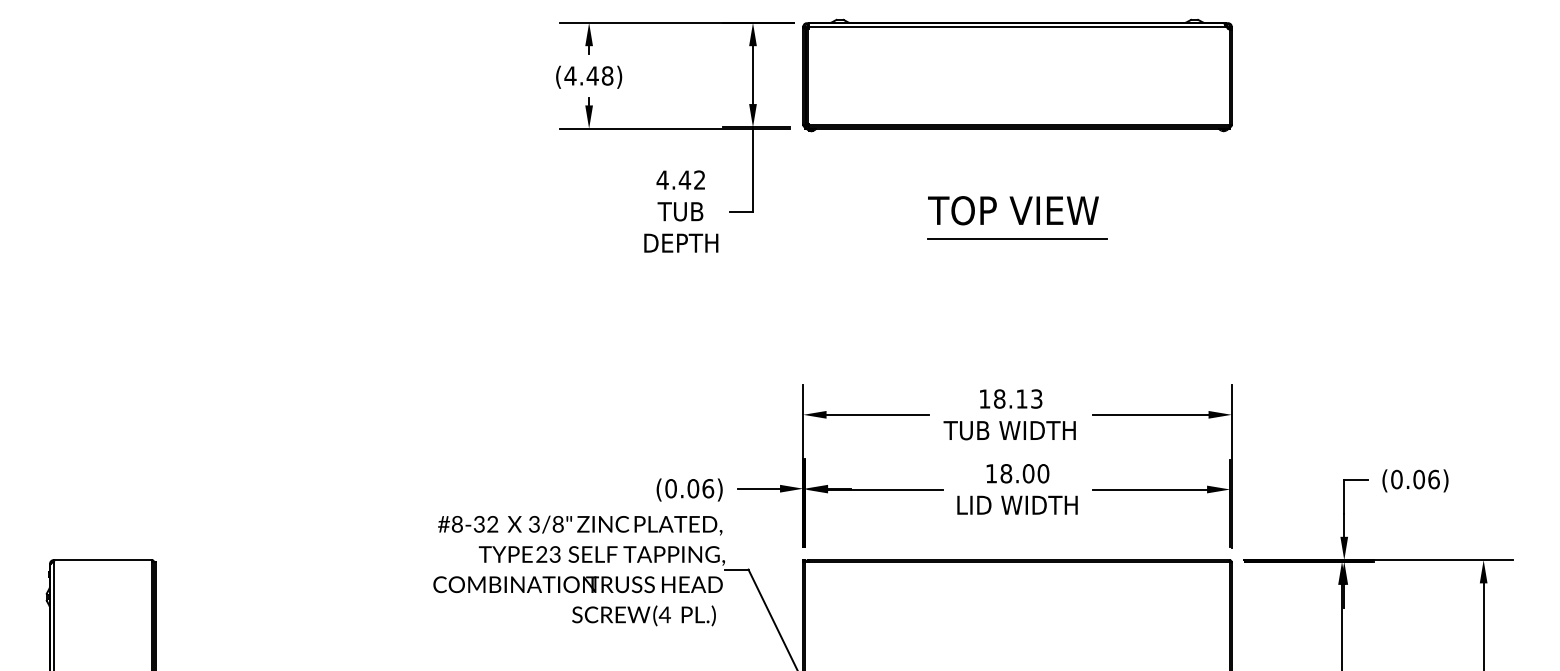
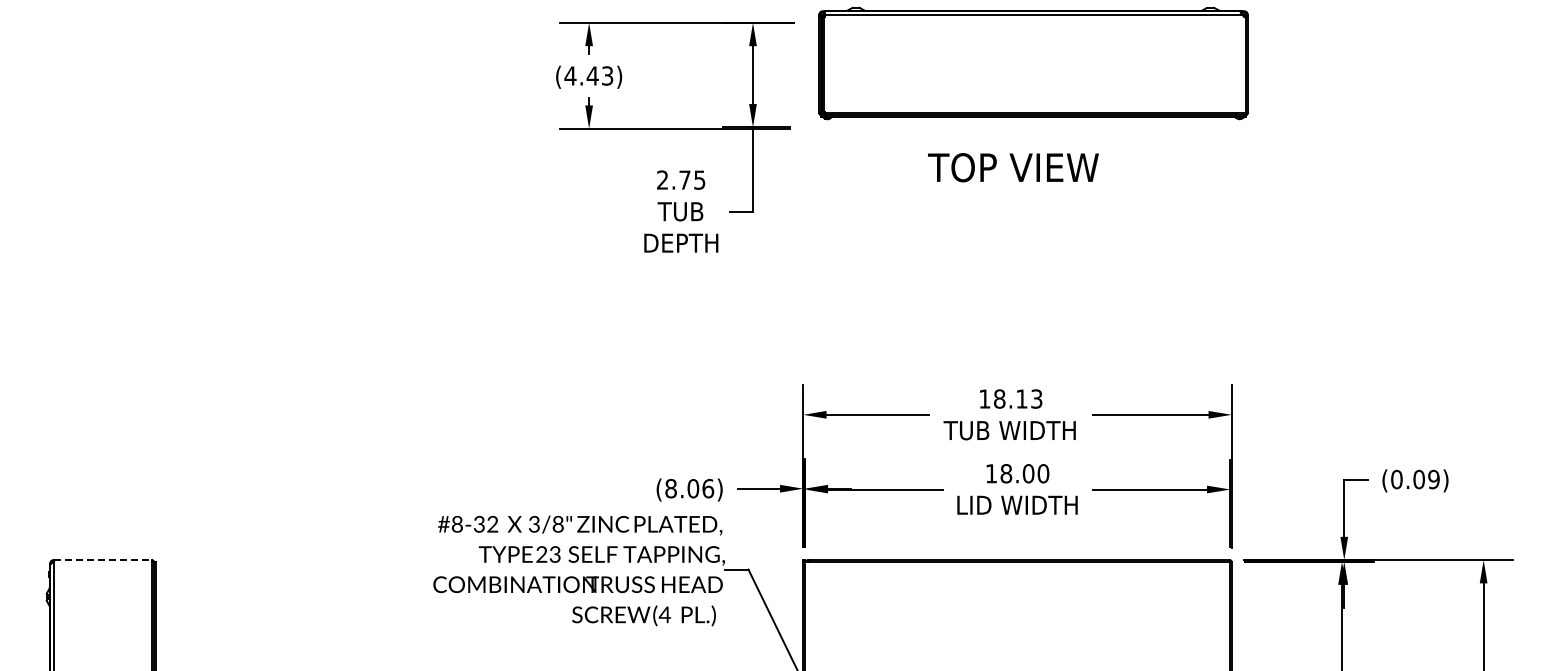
text: (4.48) -> (4.43) (607, 75)
part position: (1017, 75) -> (1033, 63) (1033, 63)
text: 4.42 -> 2.75 (680, 179)
text position: (1013, 210) -> (1013, 167) (1013, 167)
line: present -> none (1017, 238)
text: (0.06) -> (0.09) (1433, 479)
text: (0.06) -> (8.06) (670, 488)
line: solid -> dashed (103, 560)
